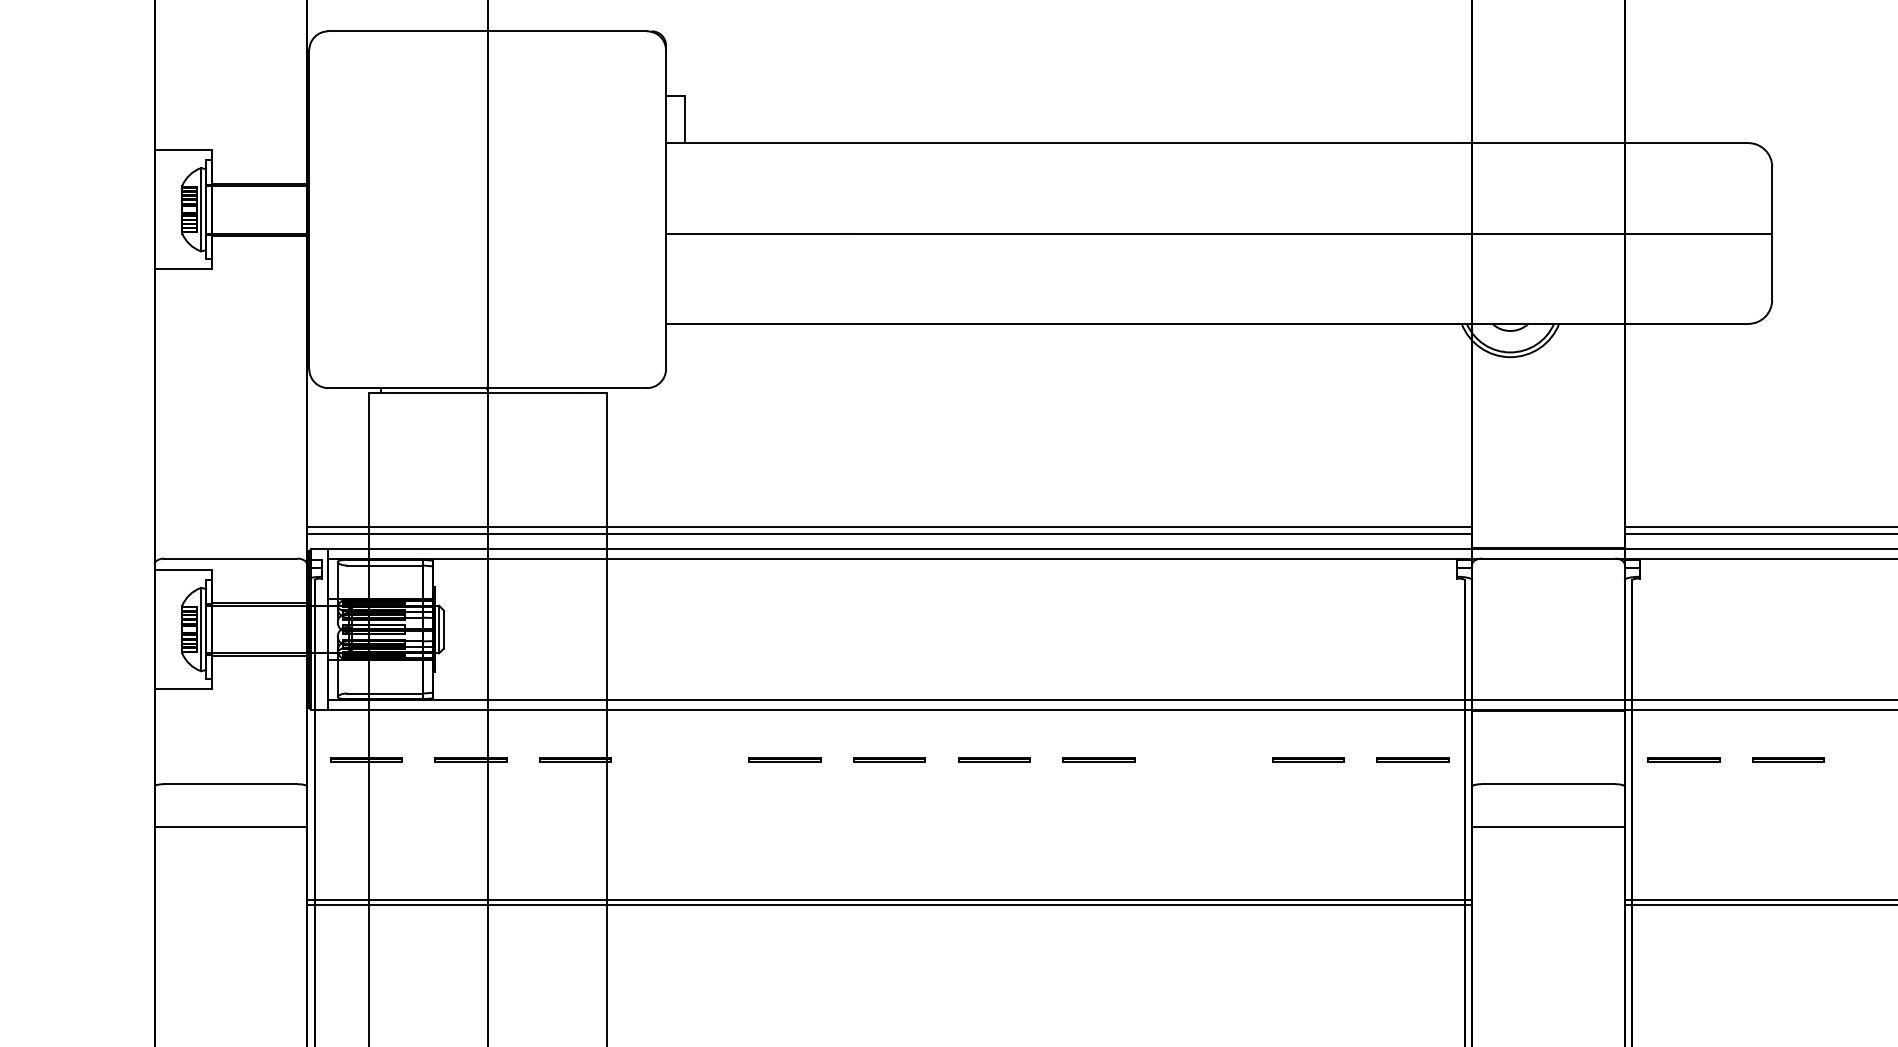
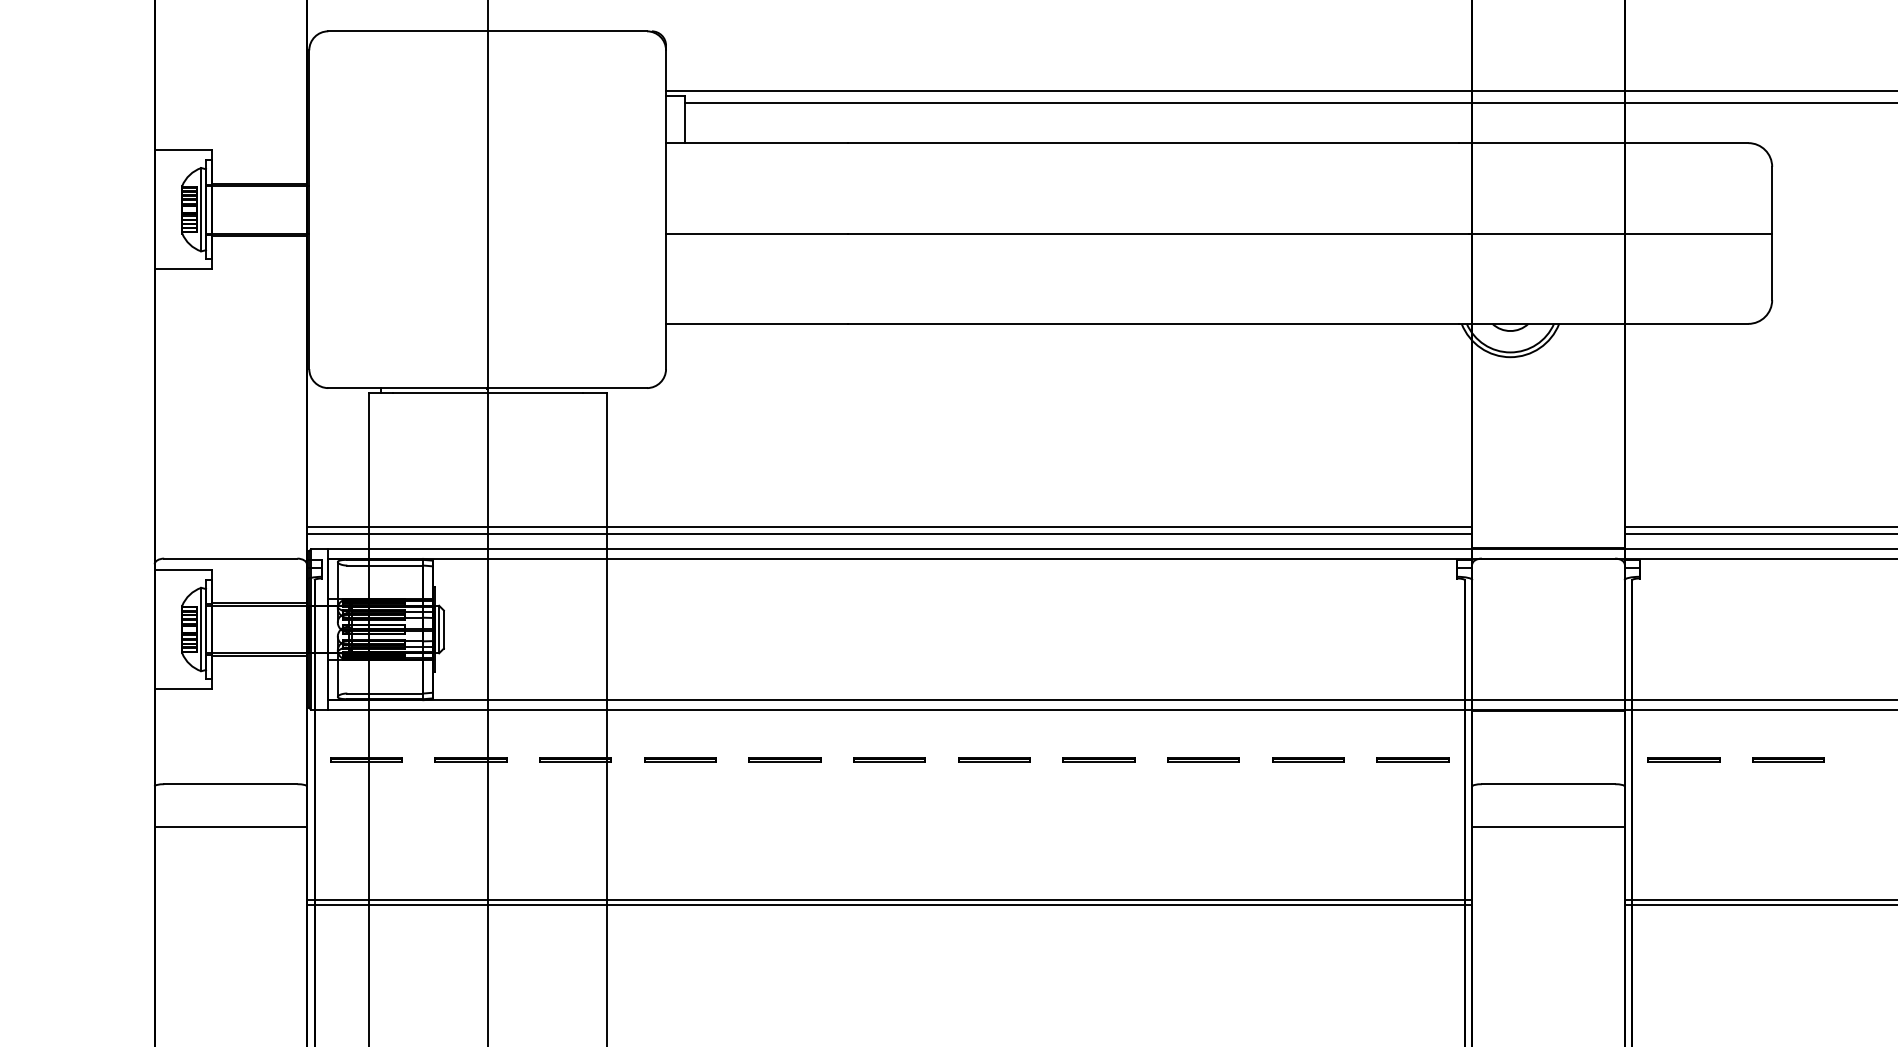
line: none -> present (1280, 90)
line: none -> present (1289, 102)
part: none -> present (680, 759)
part: none -> present (1203, 759)
